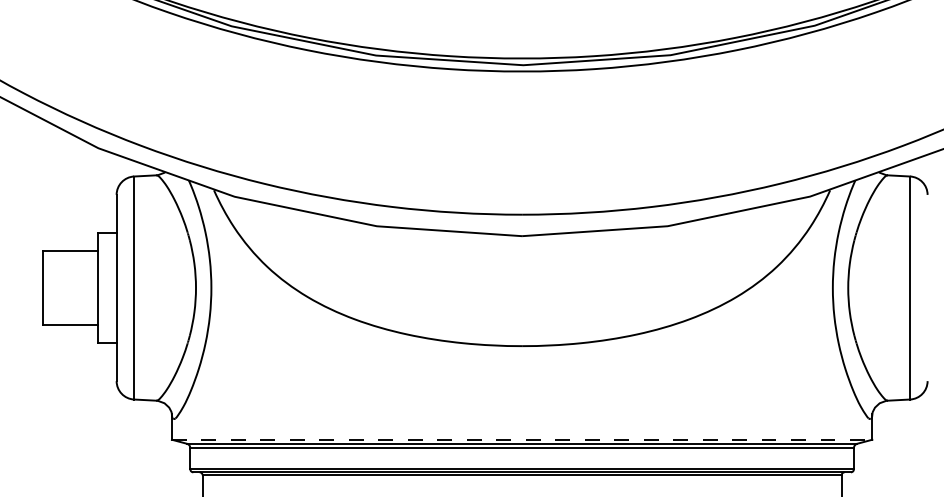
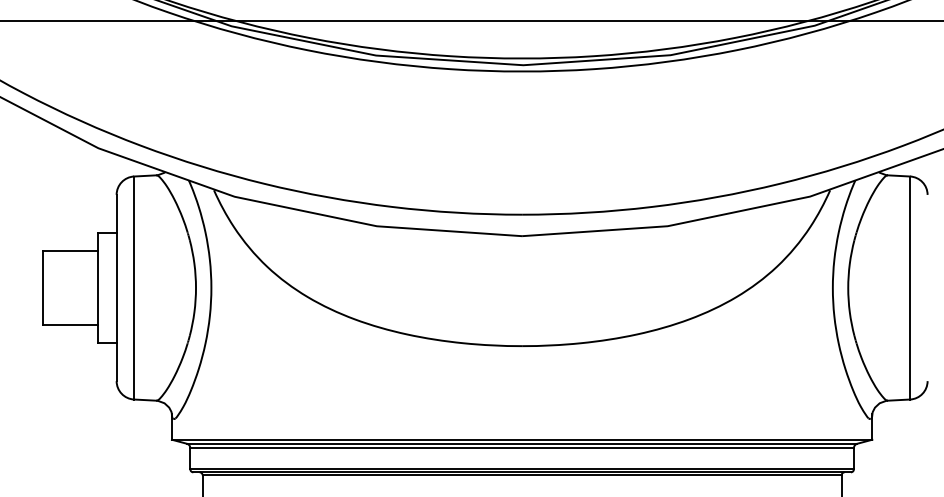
line: none -> present (471, 20)
line: dashed -> solid (522, 439)
